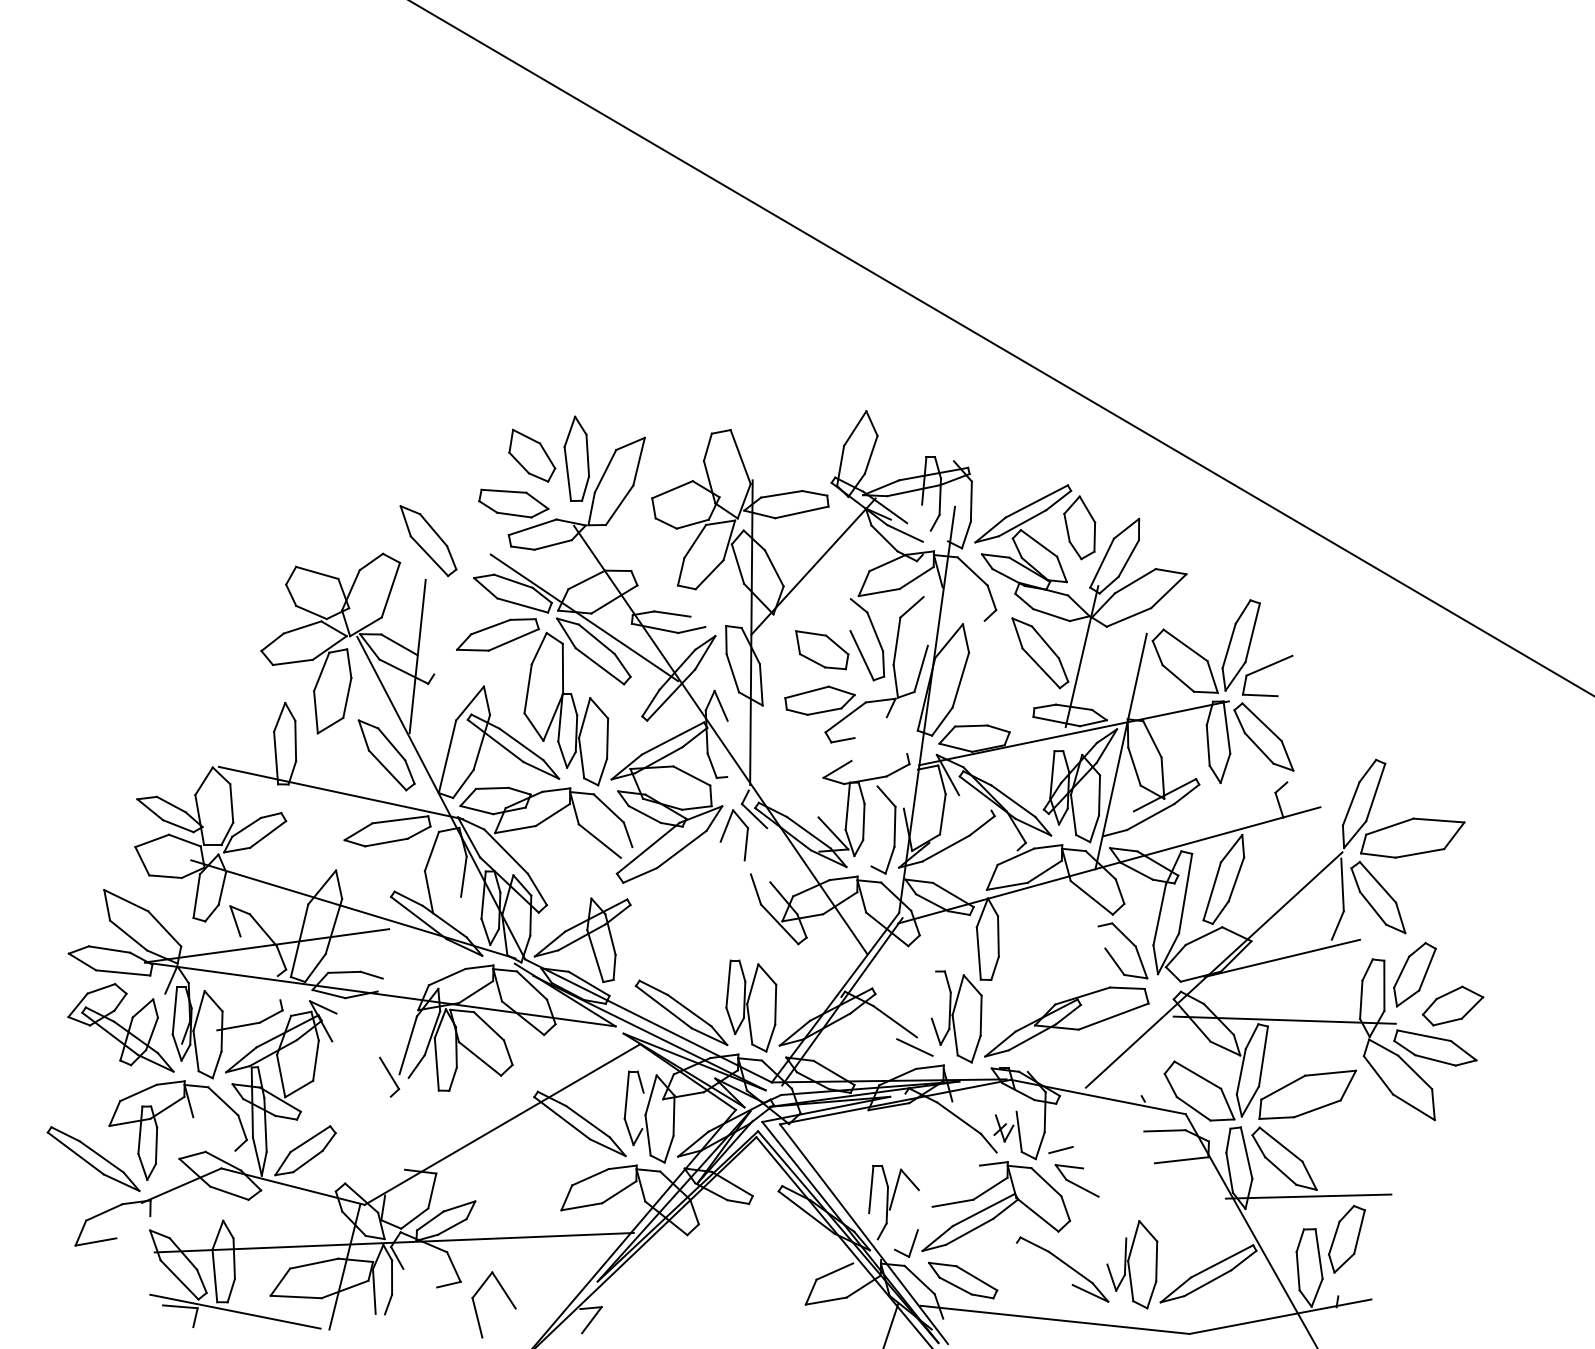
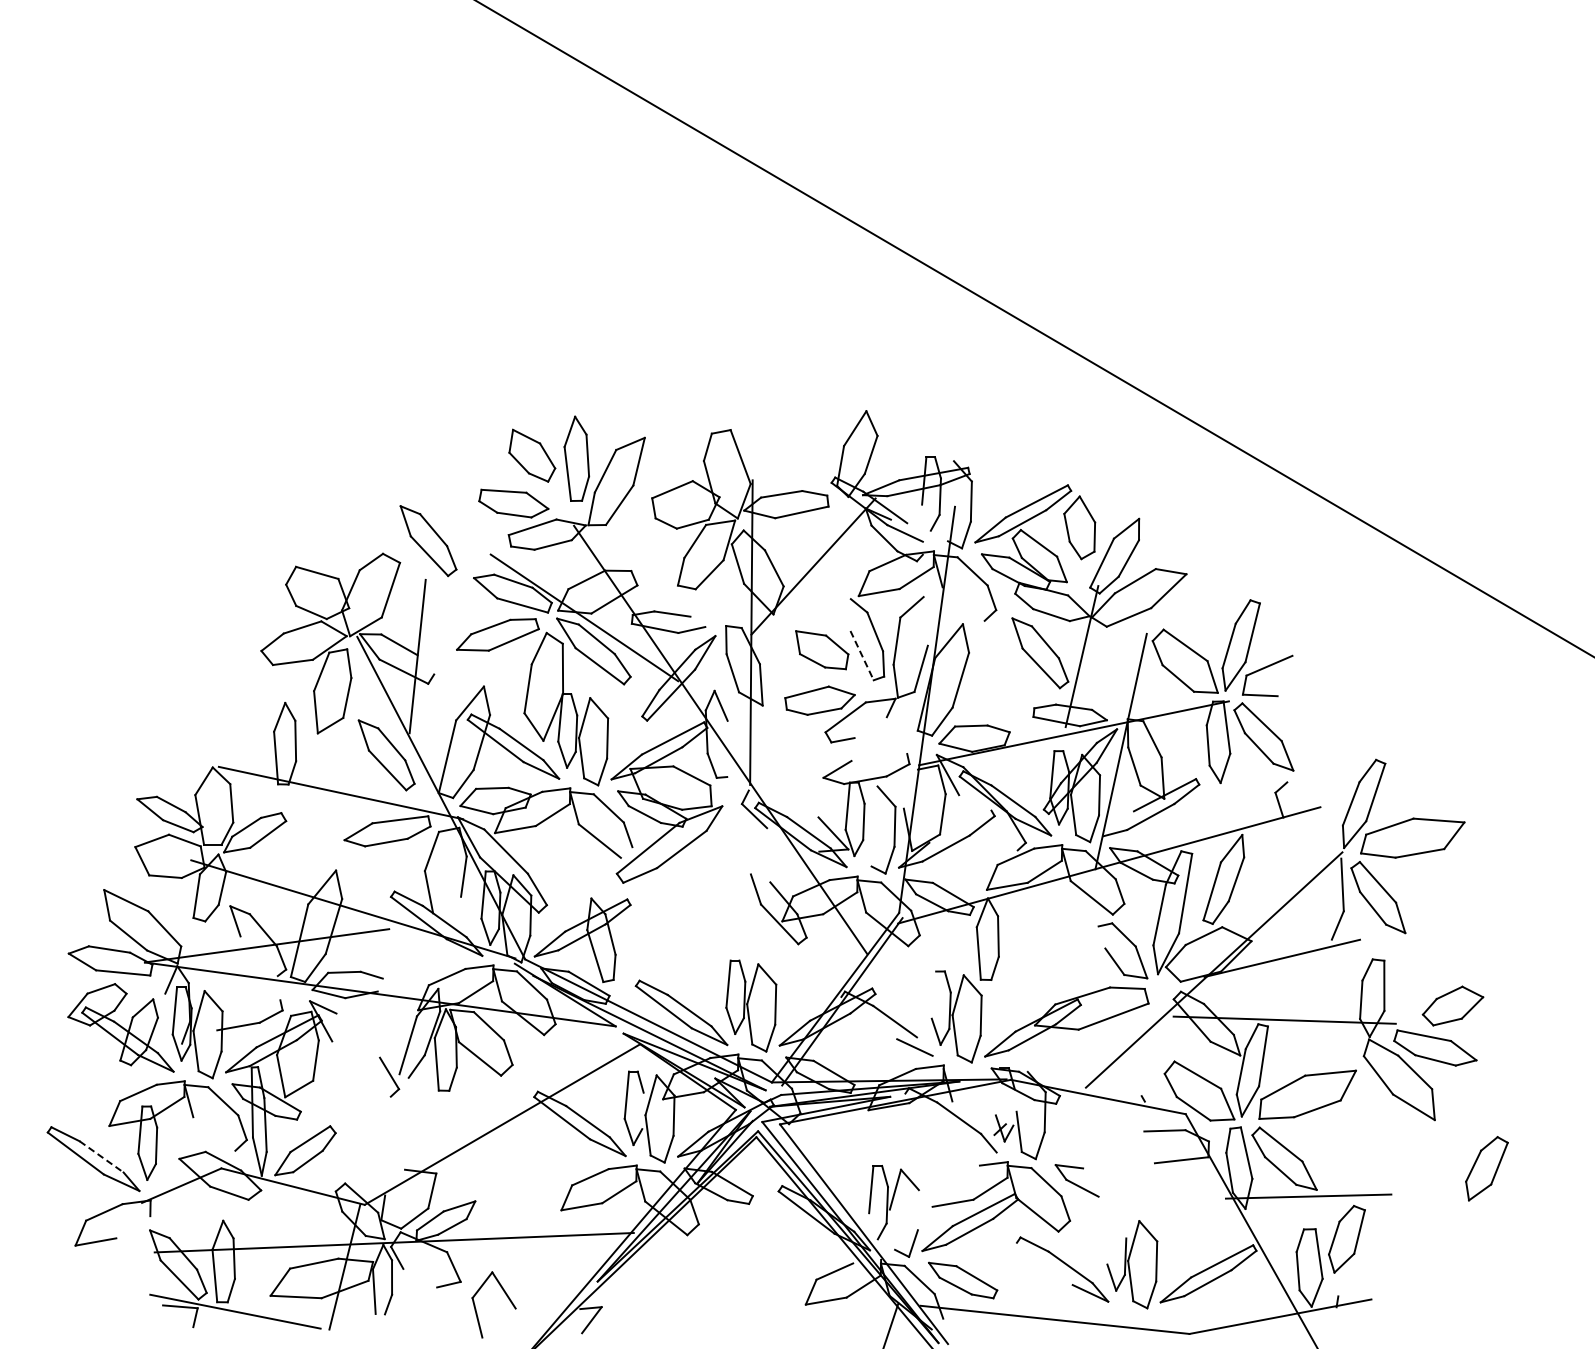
line position: (1001, 348) -> (1034, 328) (1034, 328)
line: solid -> dashed (862, 656)
part: present -> none (725, 832)
part position: (1414, 974) -> (1486, 1168) (1486, 1168)
line: present -> none (1060, 1149)
line: solid -> dashed (101, 1156)
